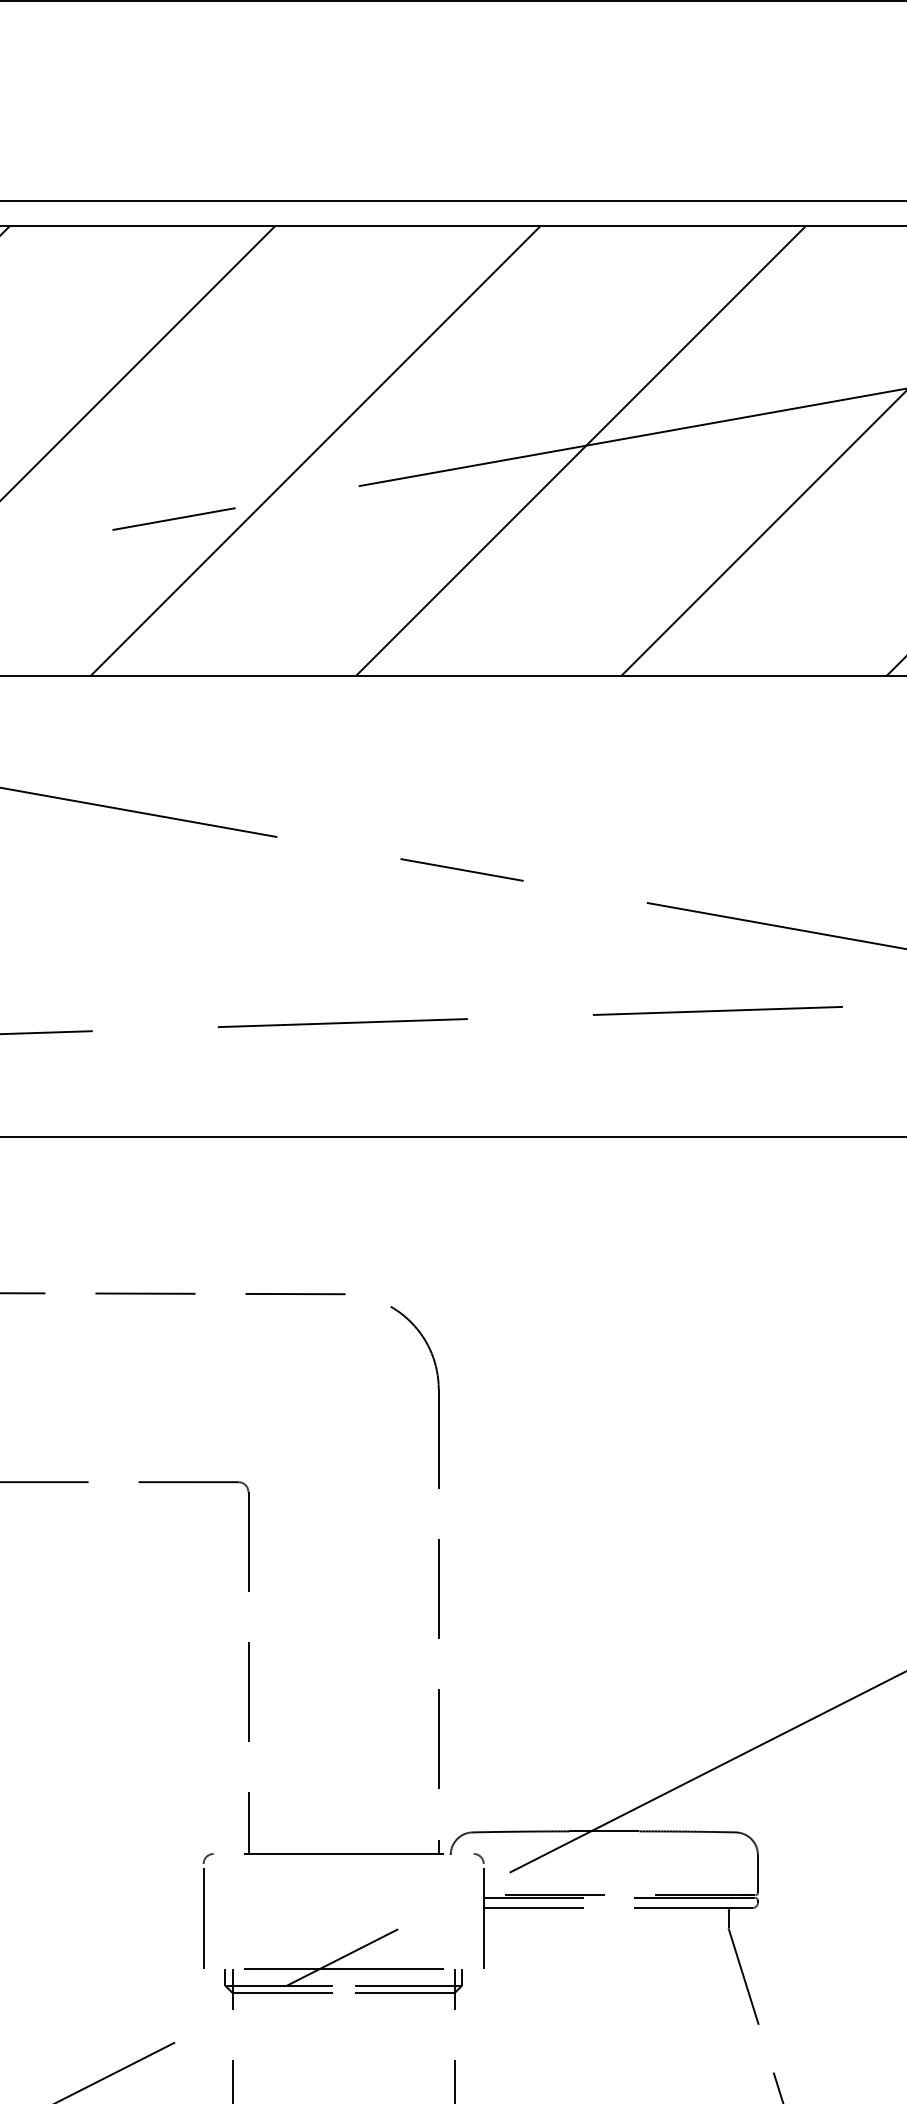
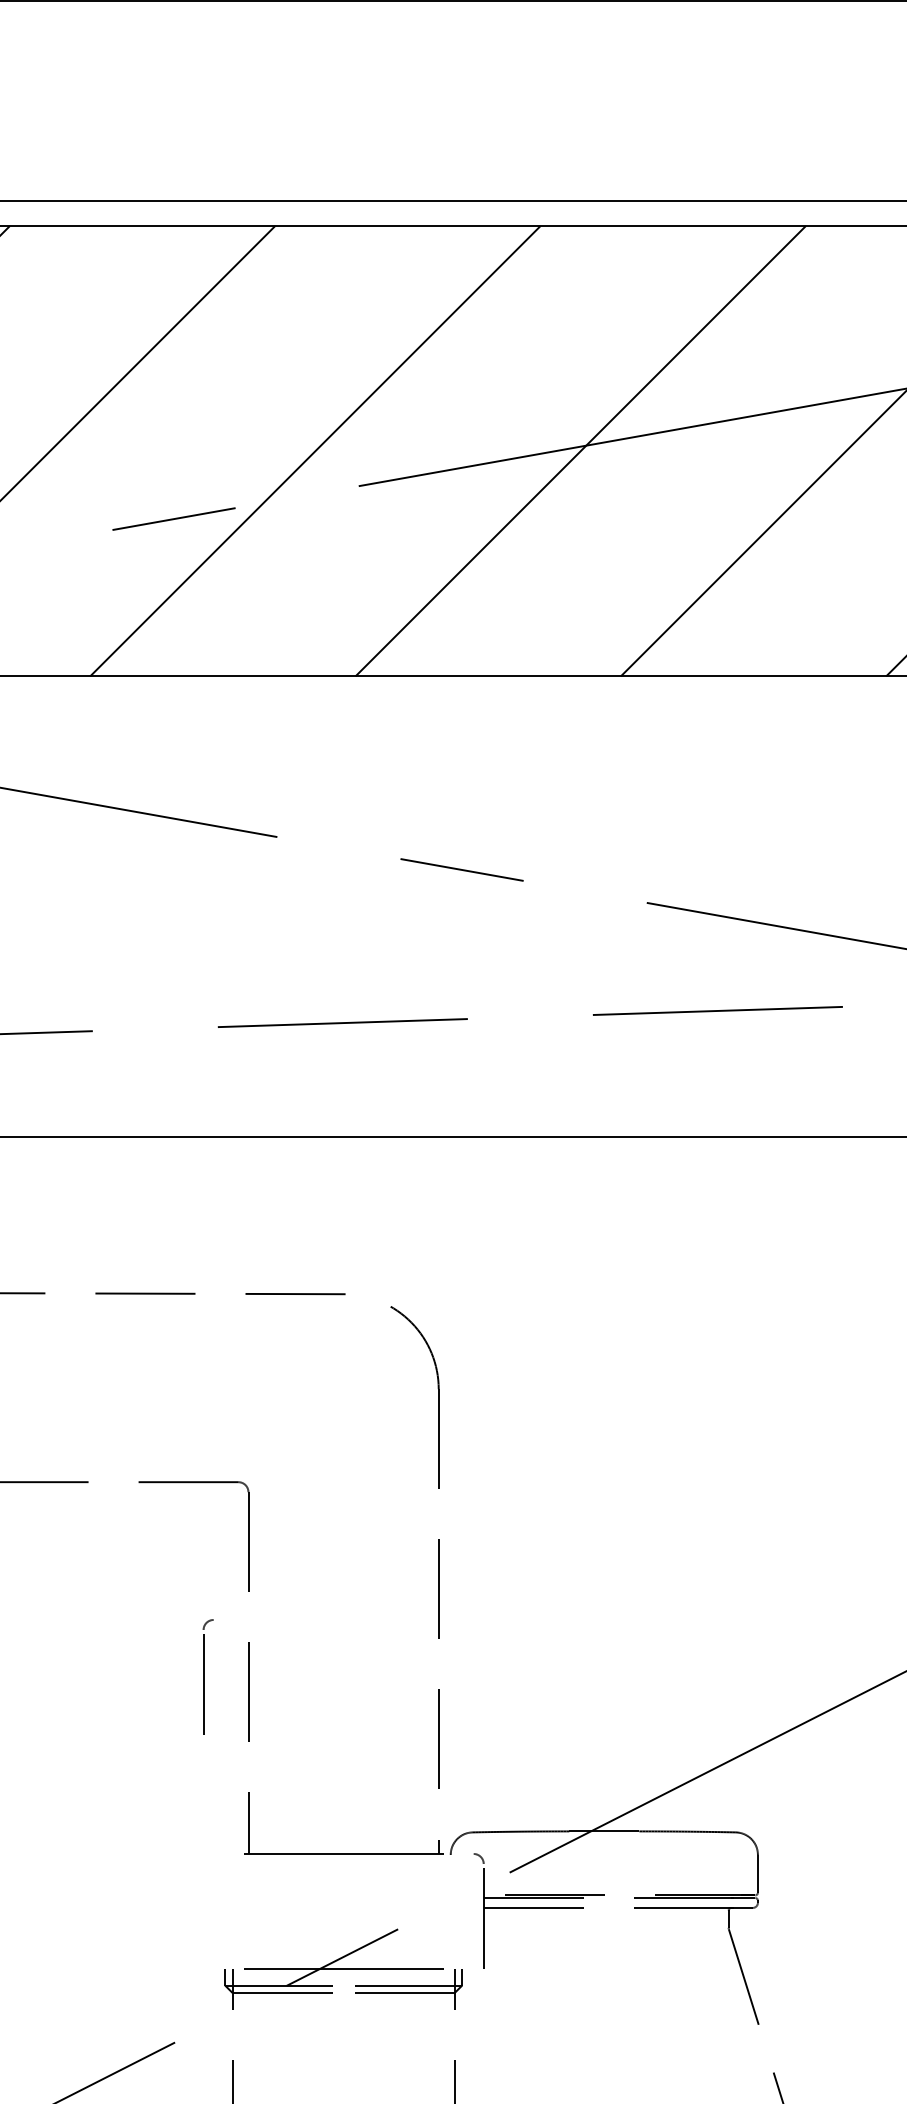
part position: (207, 1910) -> (207, 1676) (207, 1676)
